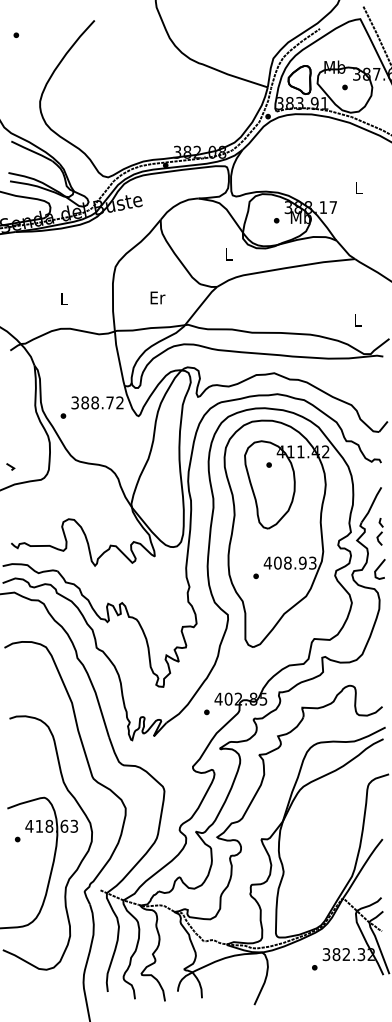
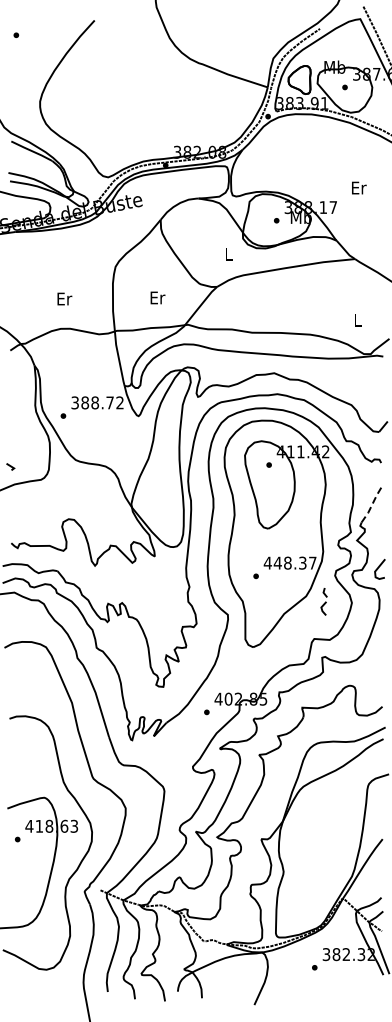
text: L -> Er (359, 187)
text: L -> Er (64, 298)
line: solid -> dashed (372, 504)
part position: (379, 531) -> (323, 601) (323, 601)
text: 408.93 -> 448.37 (294, 562)
